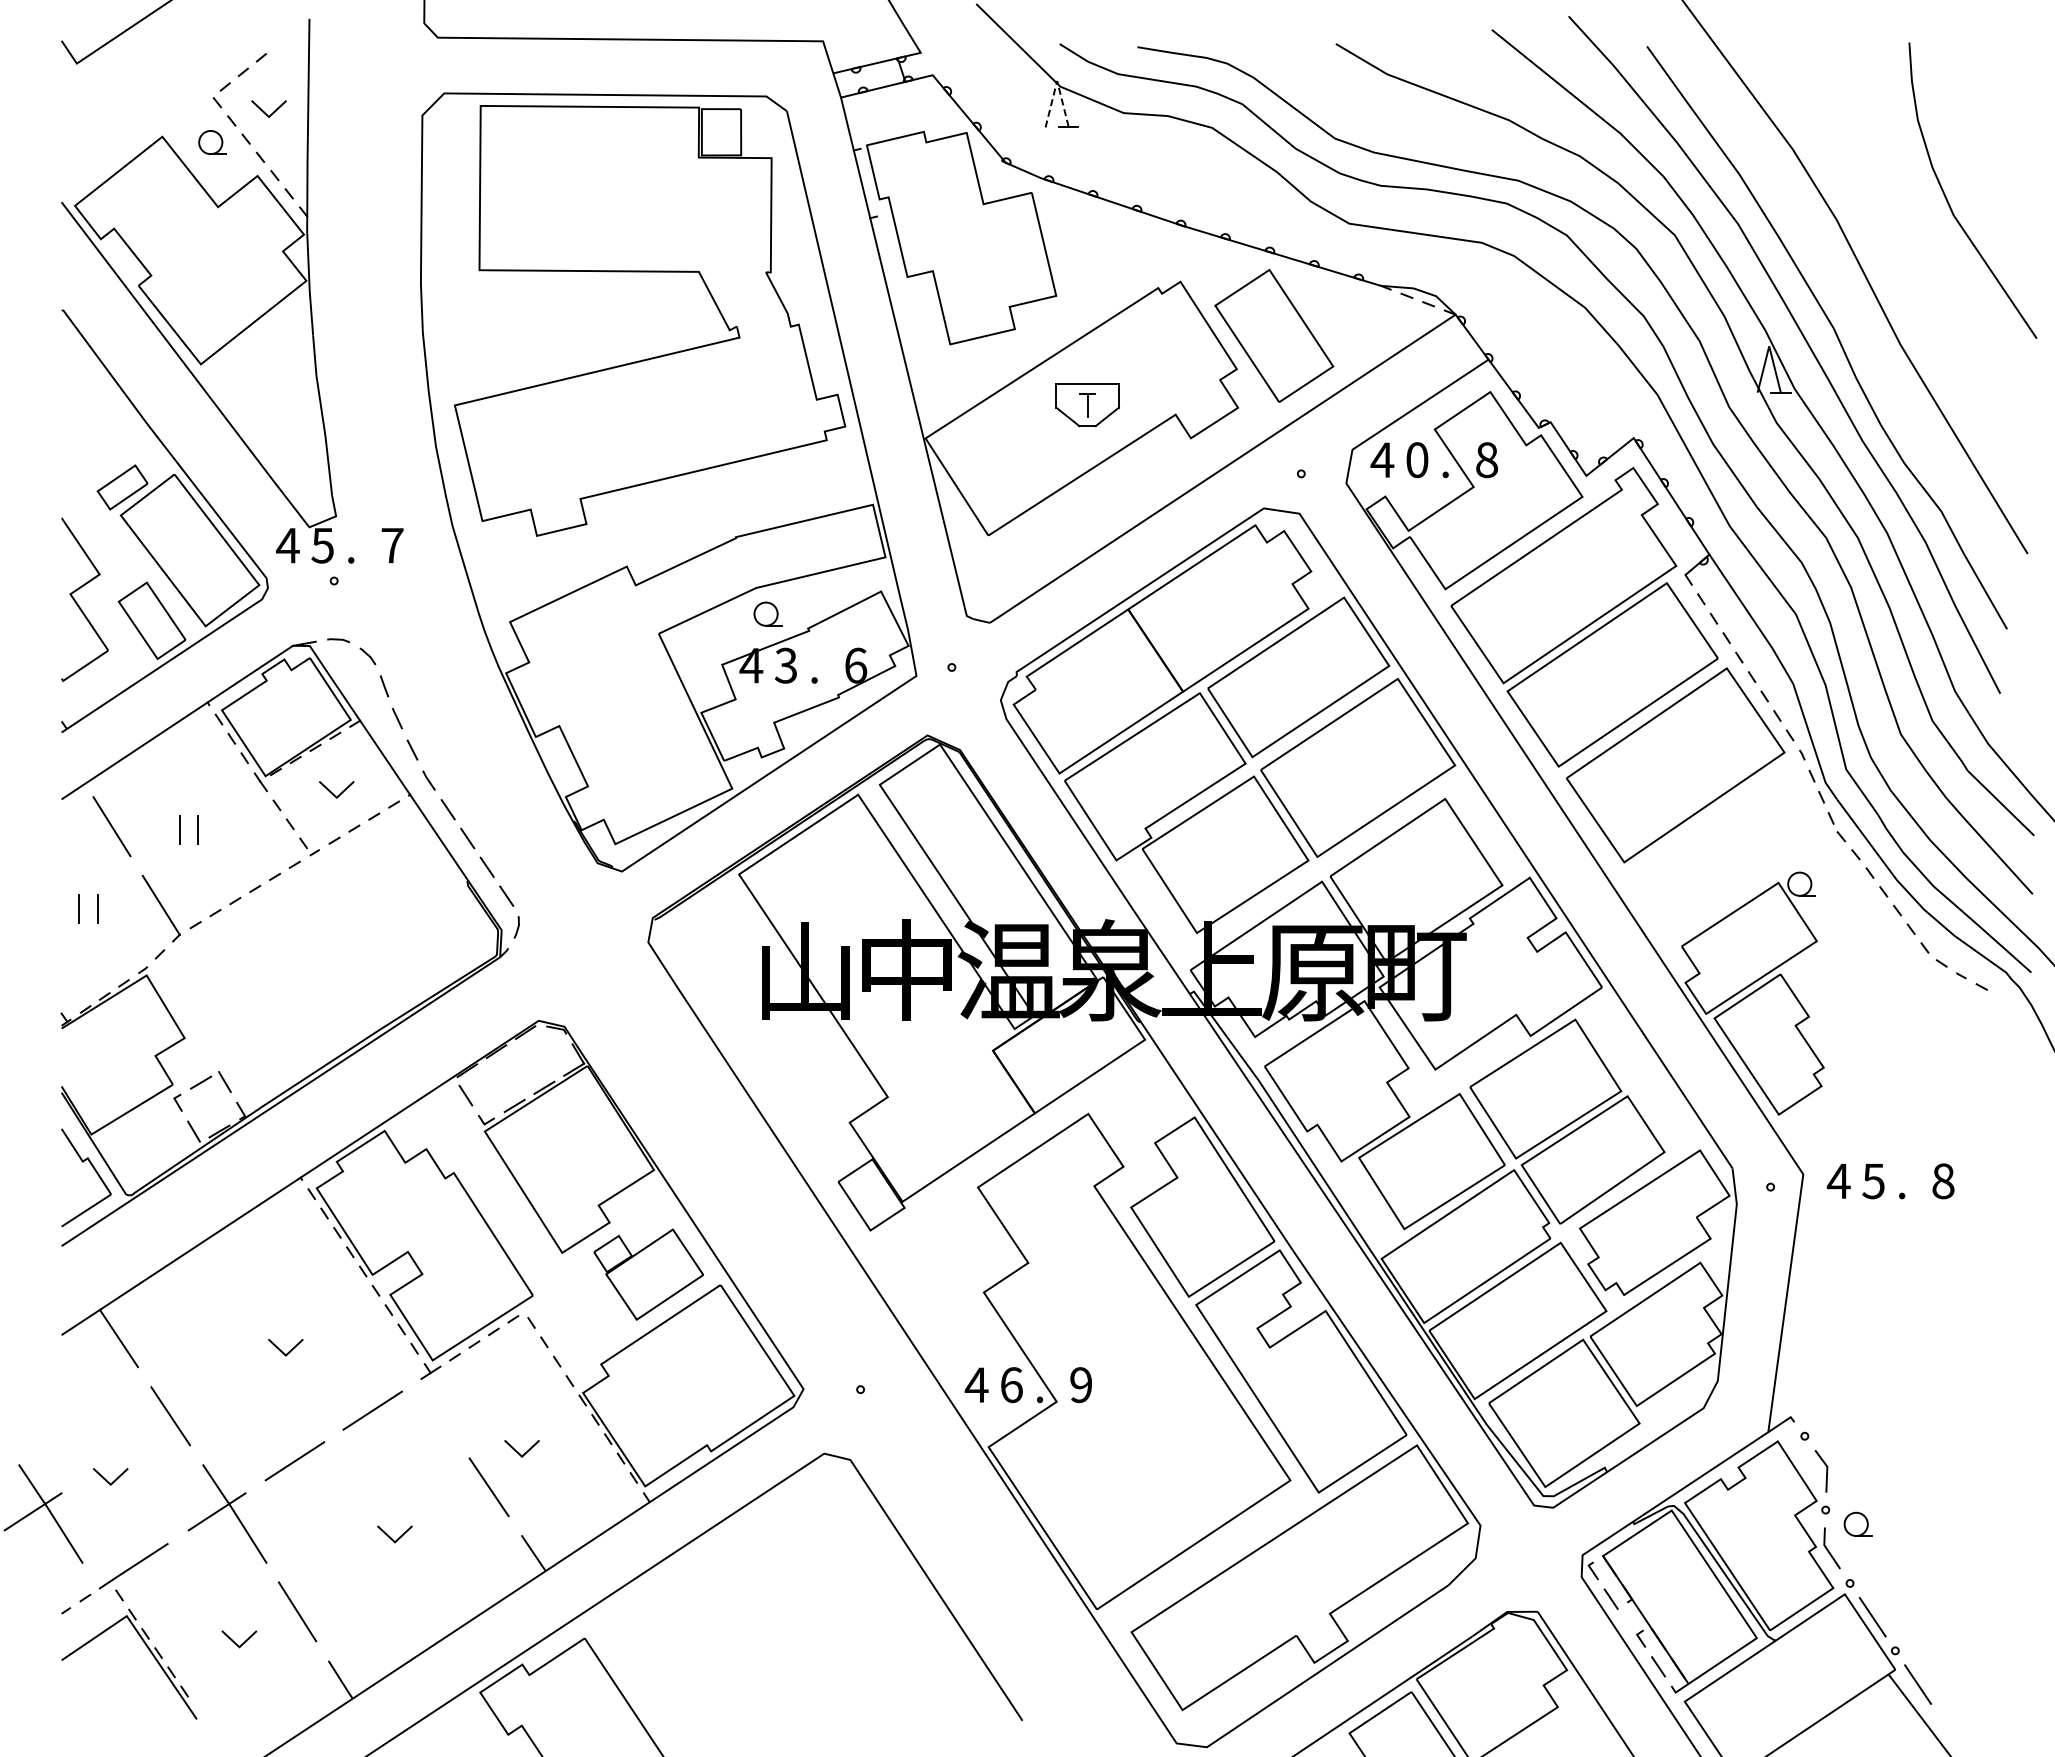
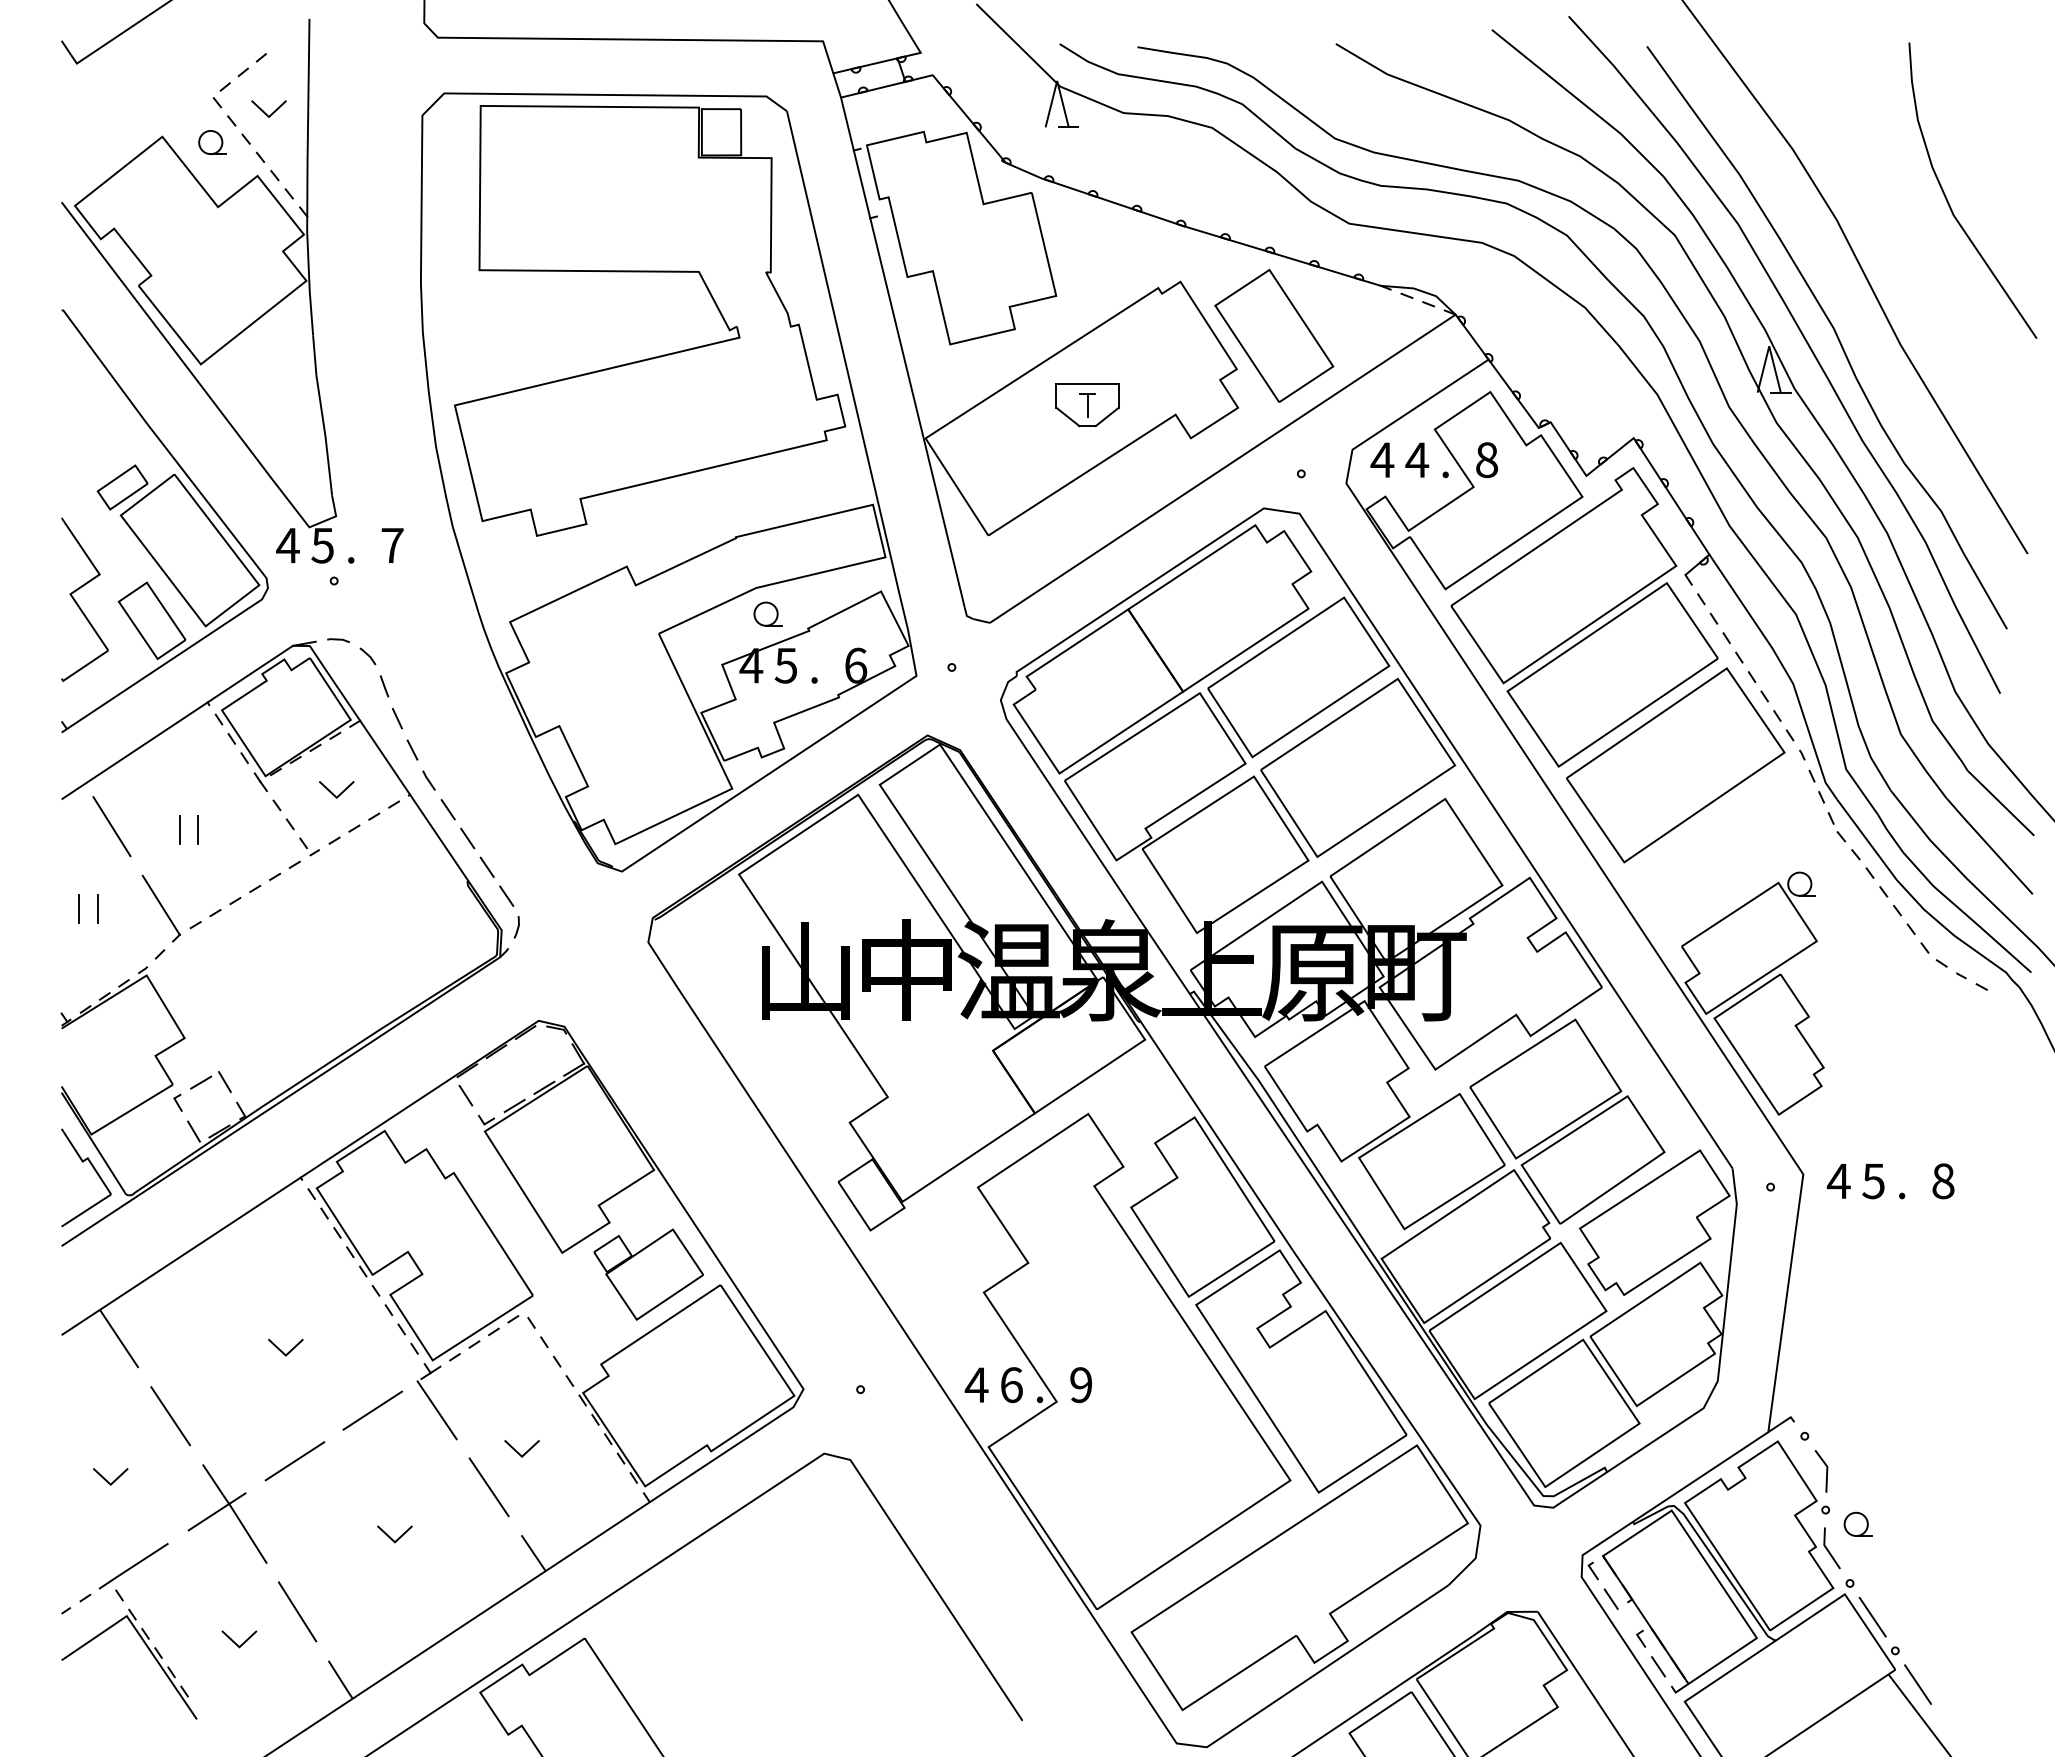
line: dashed -> solid (1057, 80)
text: 0 -> 4 (1417, 460)
text: 3 -> 5 (785, 665)
line: none -> present (436, 1410)
part: present -> none (43, 1513)
